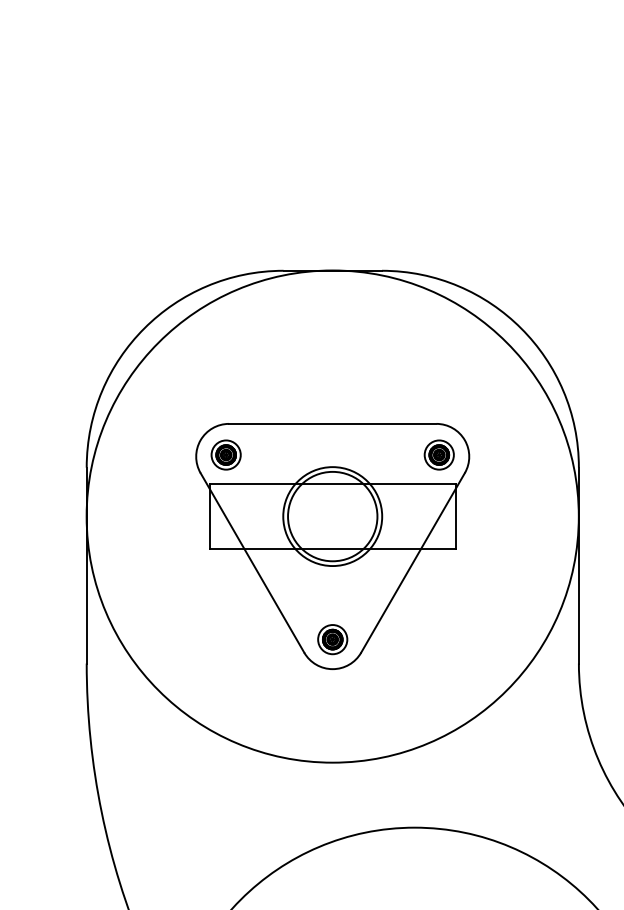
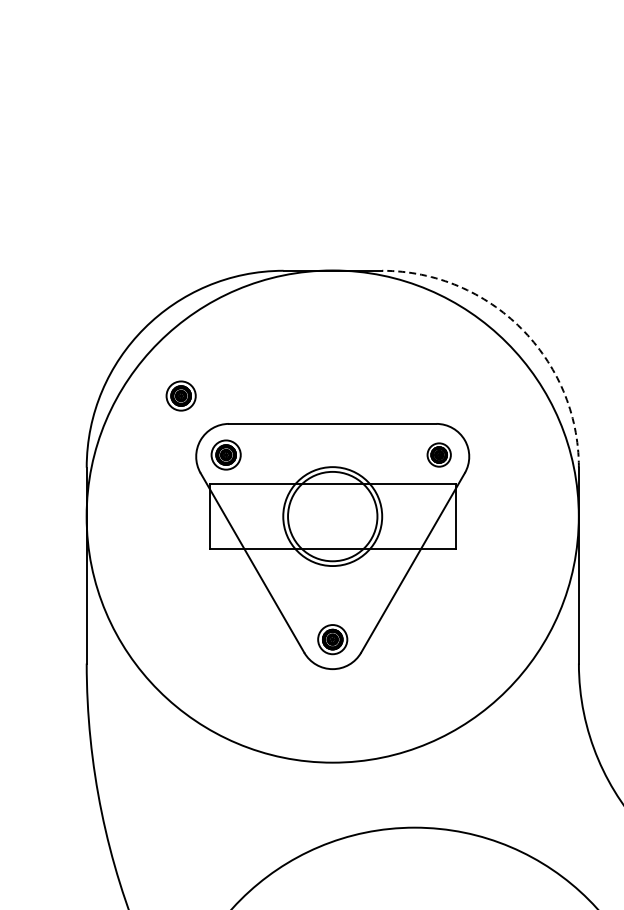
arc: solid -> dashed (521, 328)
part: none -> present (180, 395)
part size: 32x32 px -> 26x26 px (438, 454)
